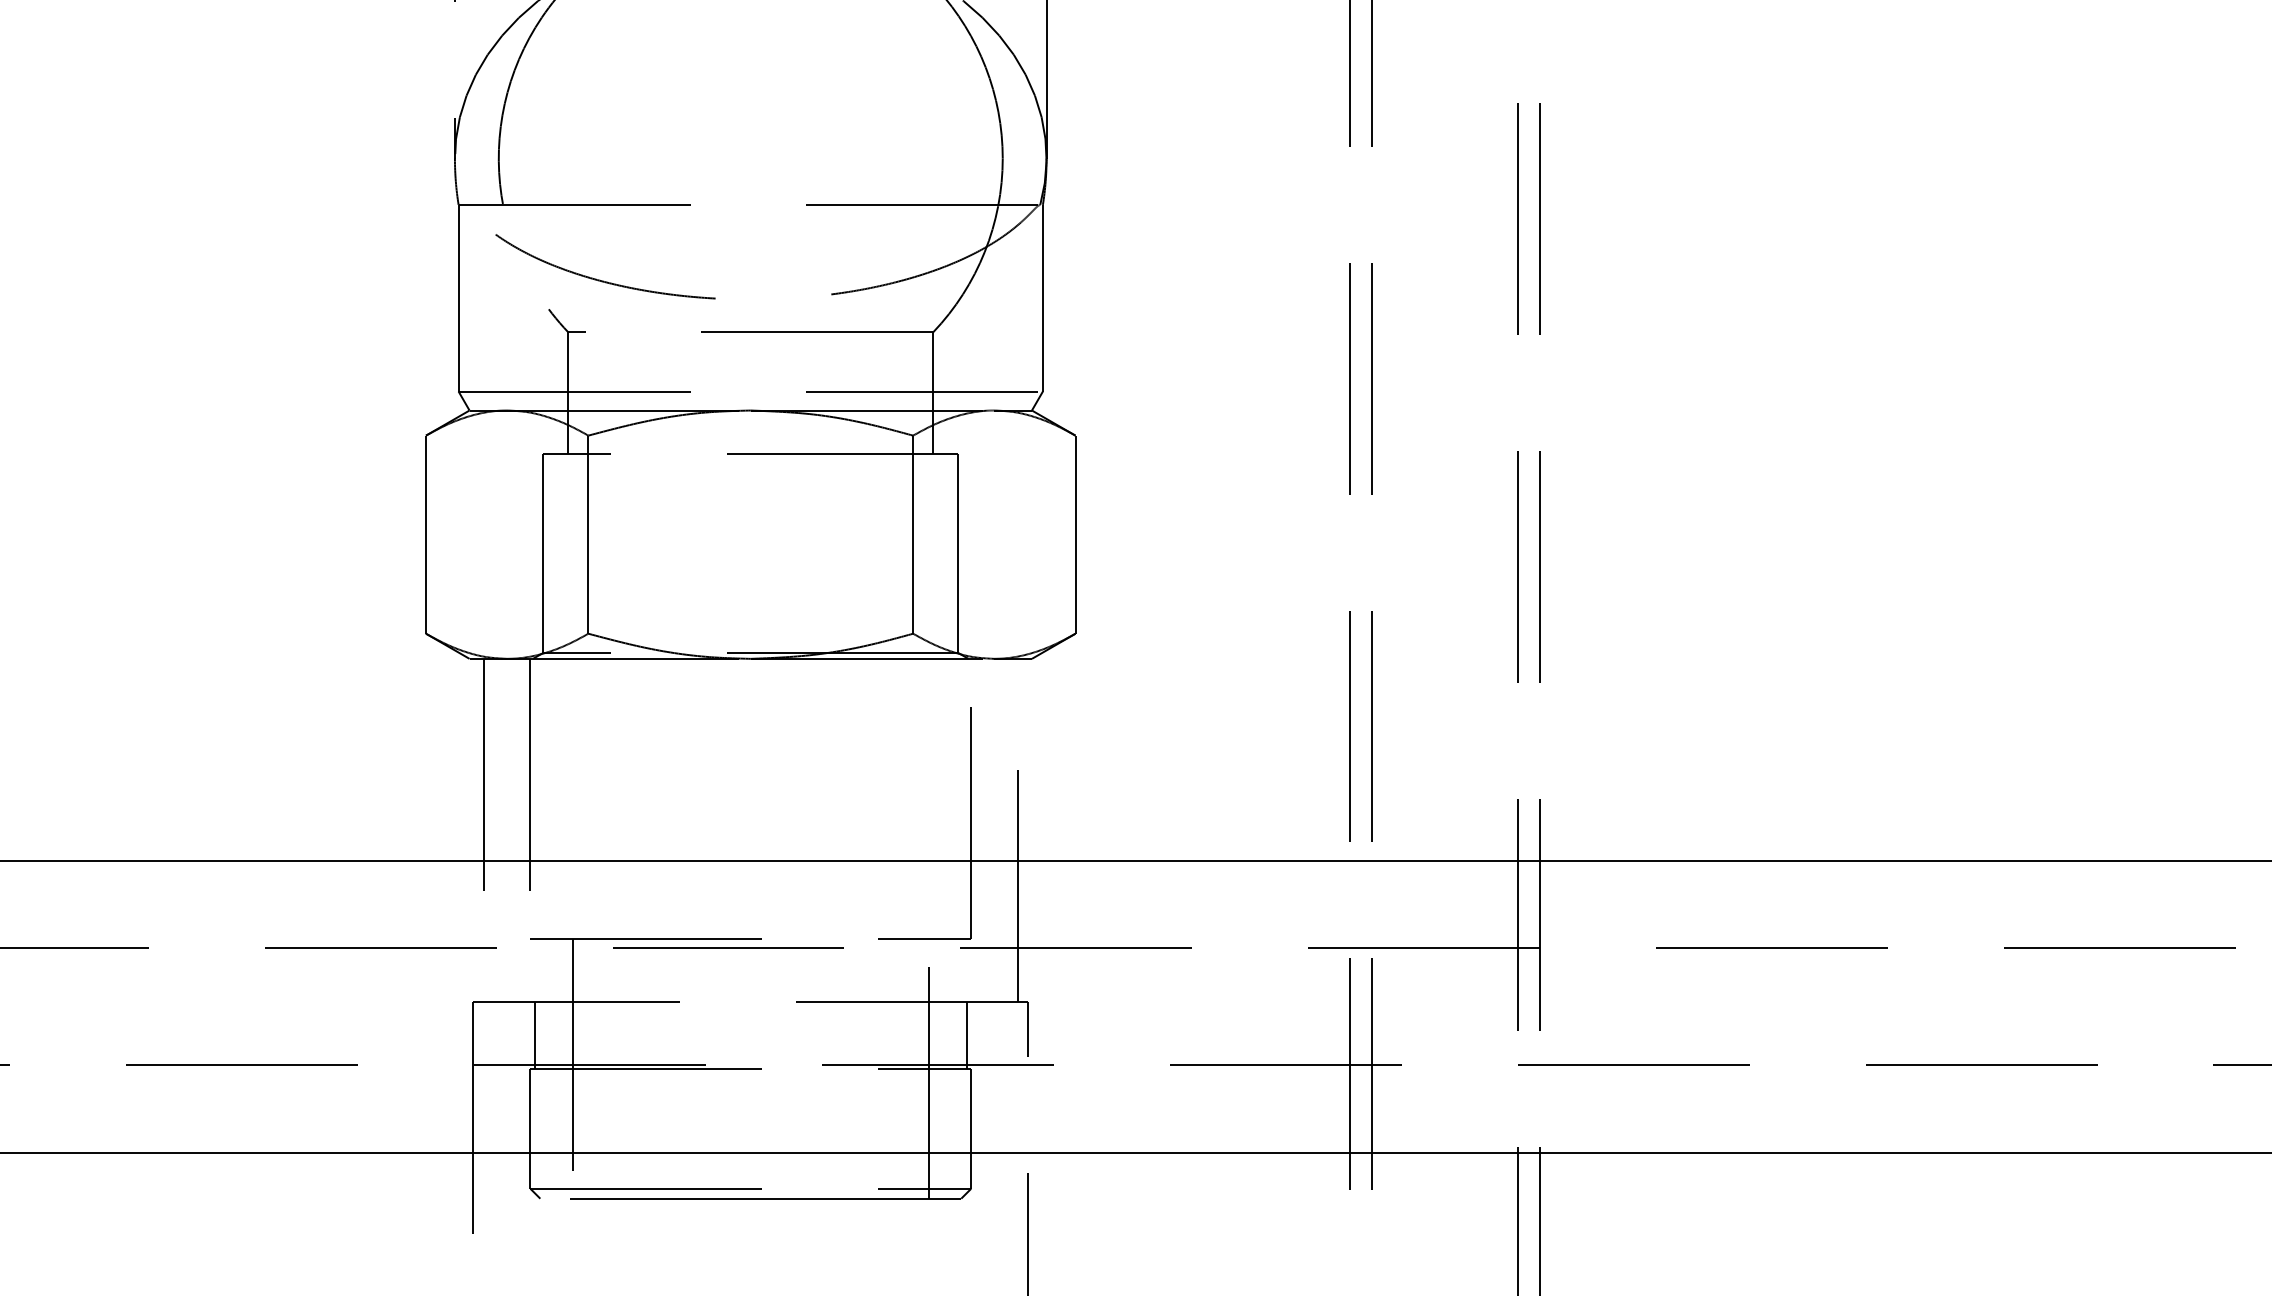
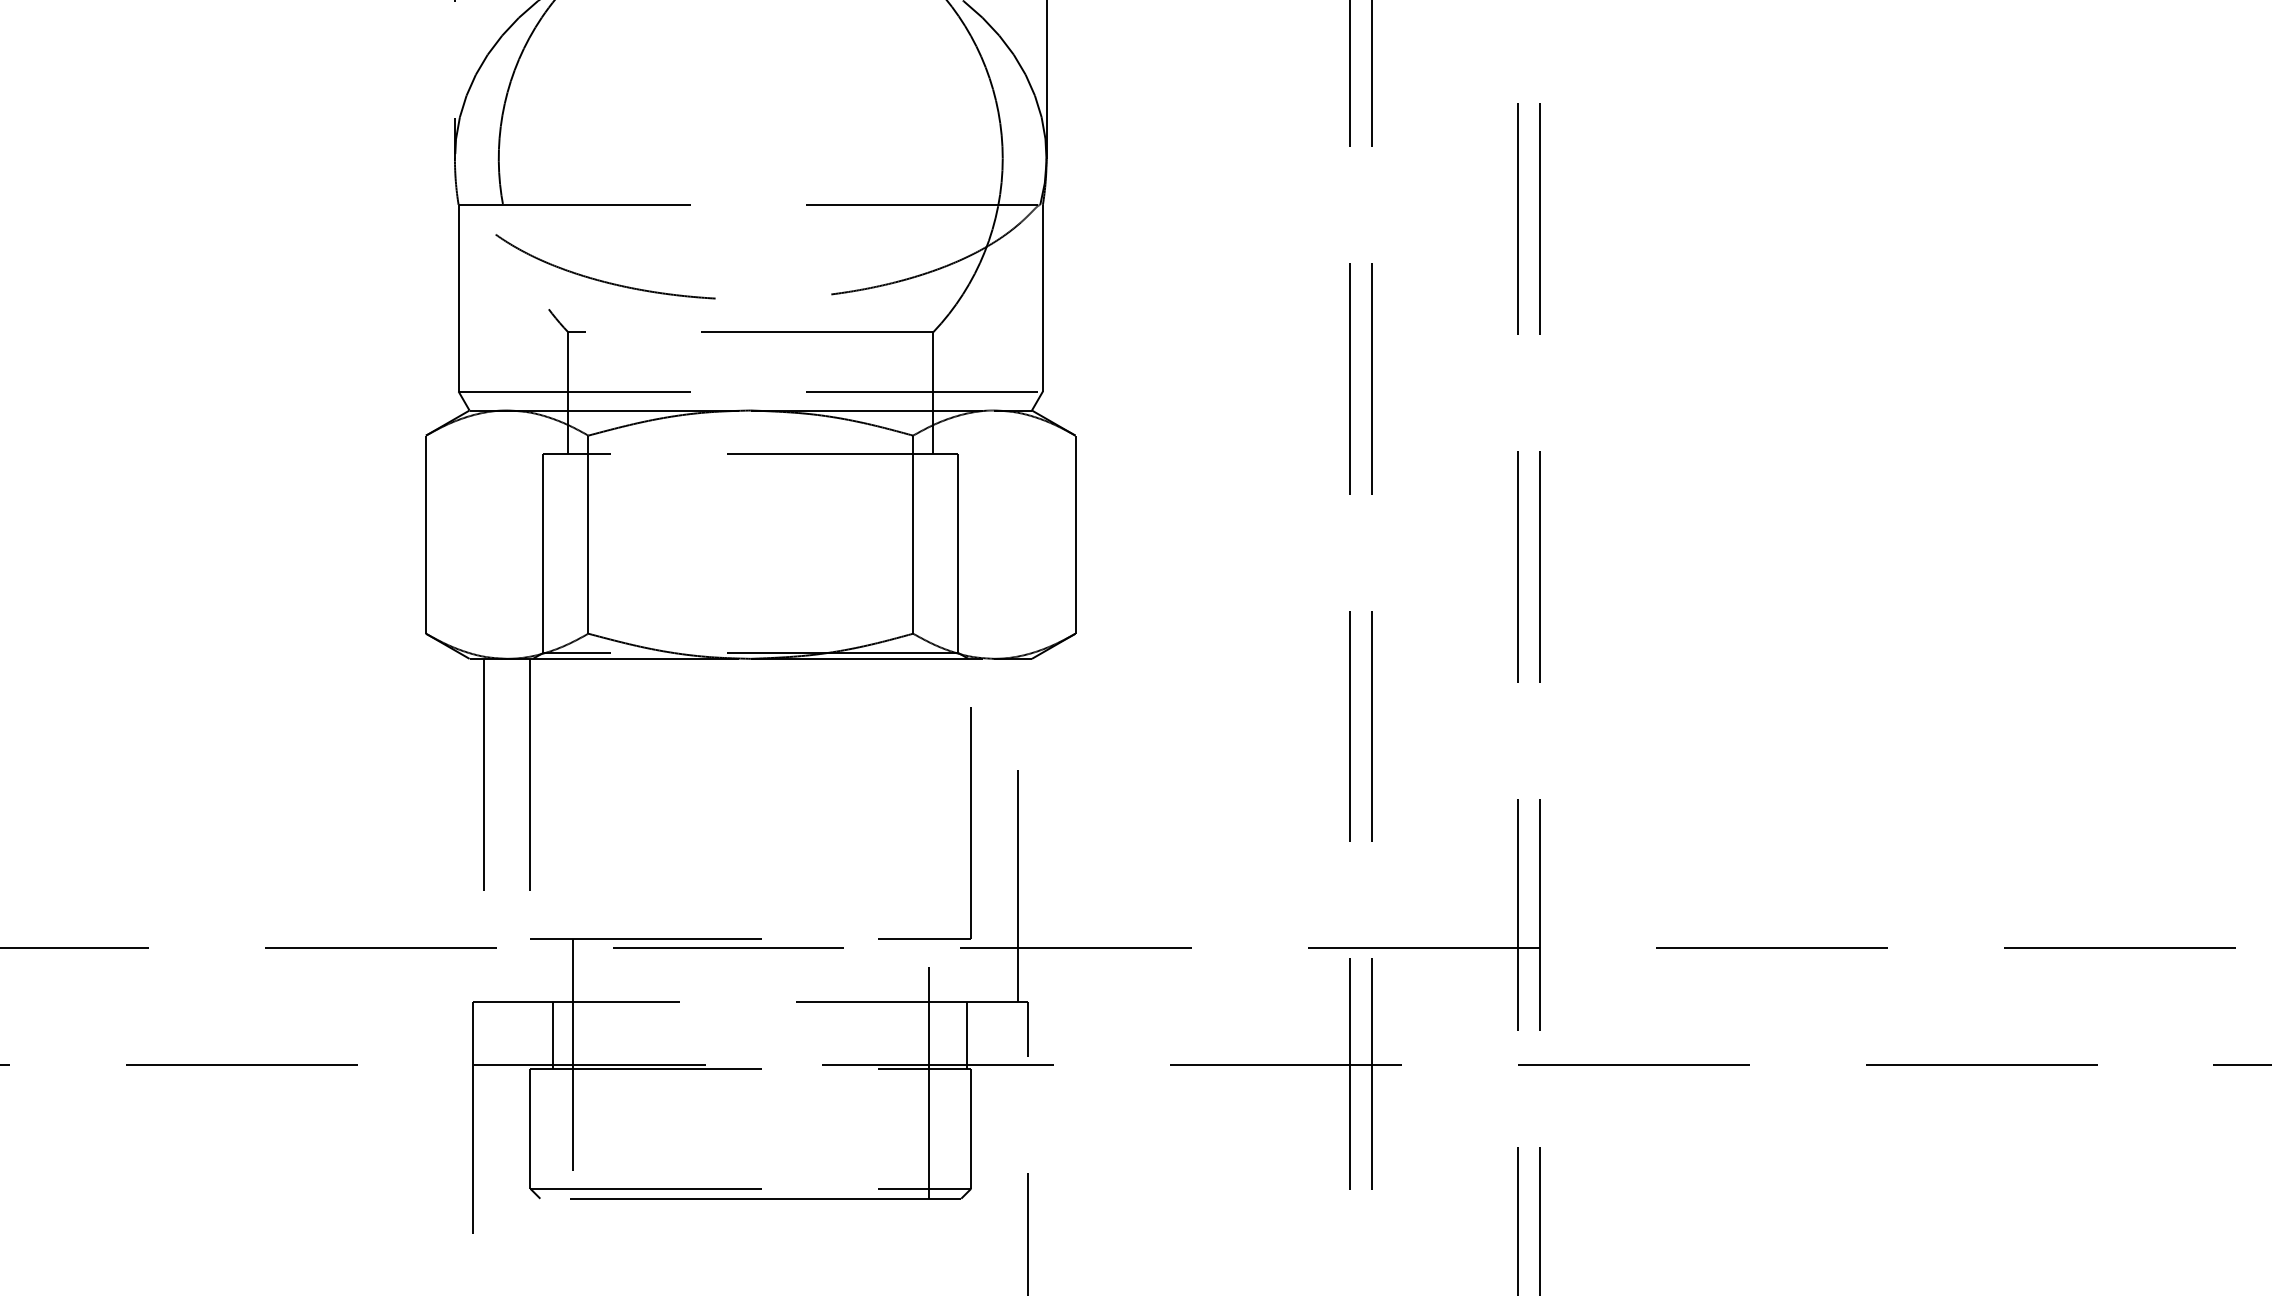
line: present -> none (1135, 860)
line position: (534, 1035) -> (552, 1035) (552, 1035)
line: present -> none (1135, 1152)
